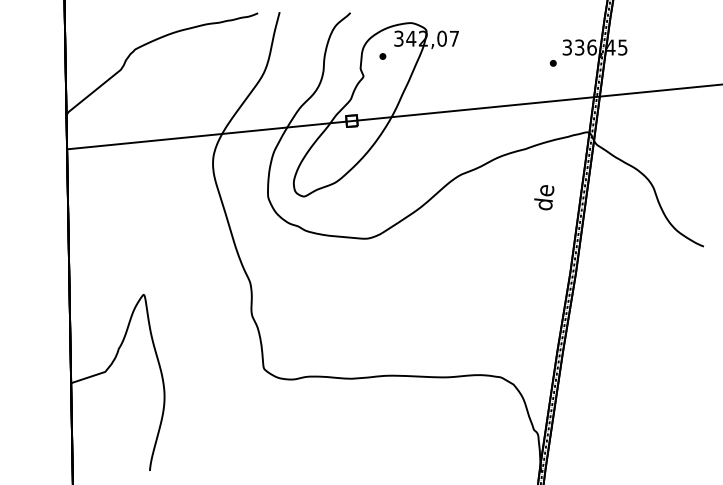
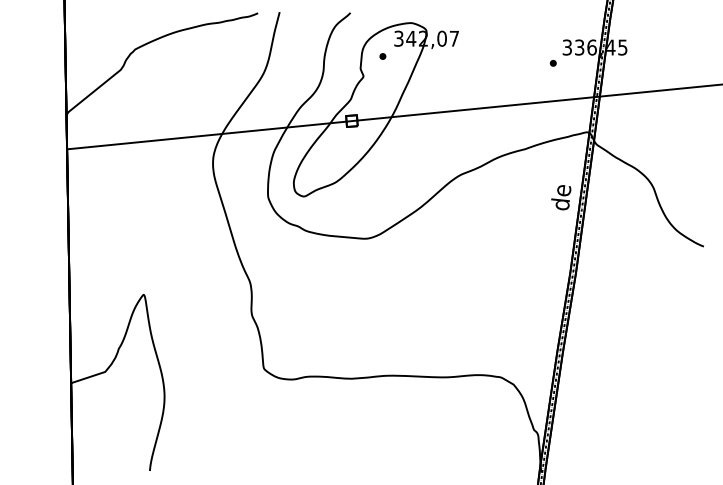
text position: (544, 197) -> (561, 197) (561, 197)
